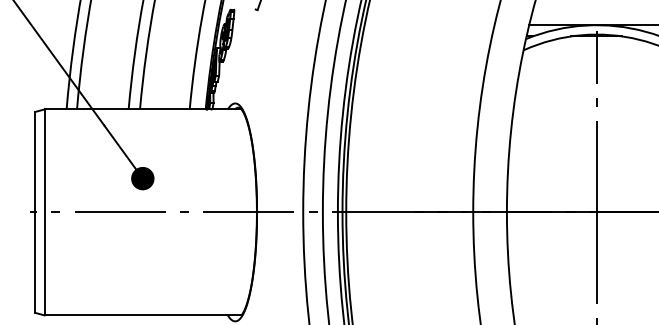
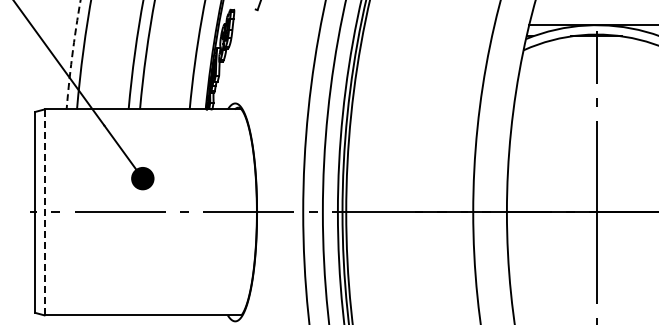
arc: solid -> dashed (72, 54)
line: solid -> dashed (44, 212)
